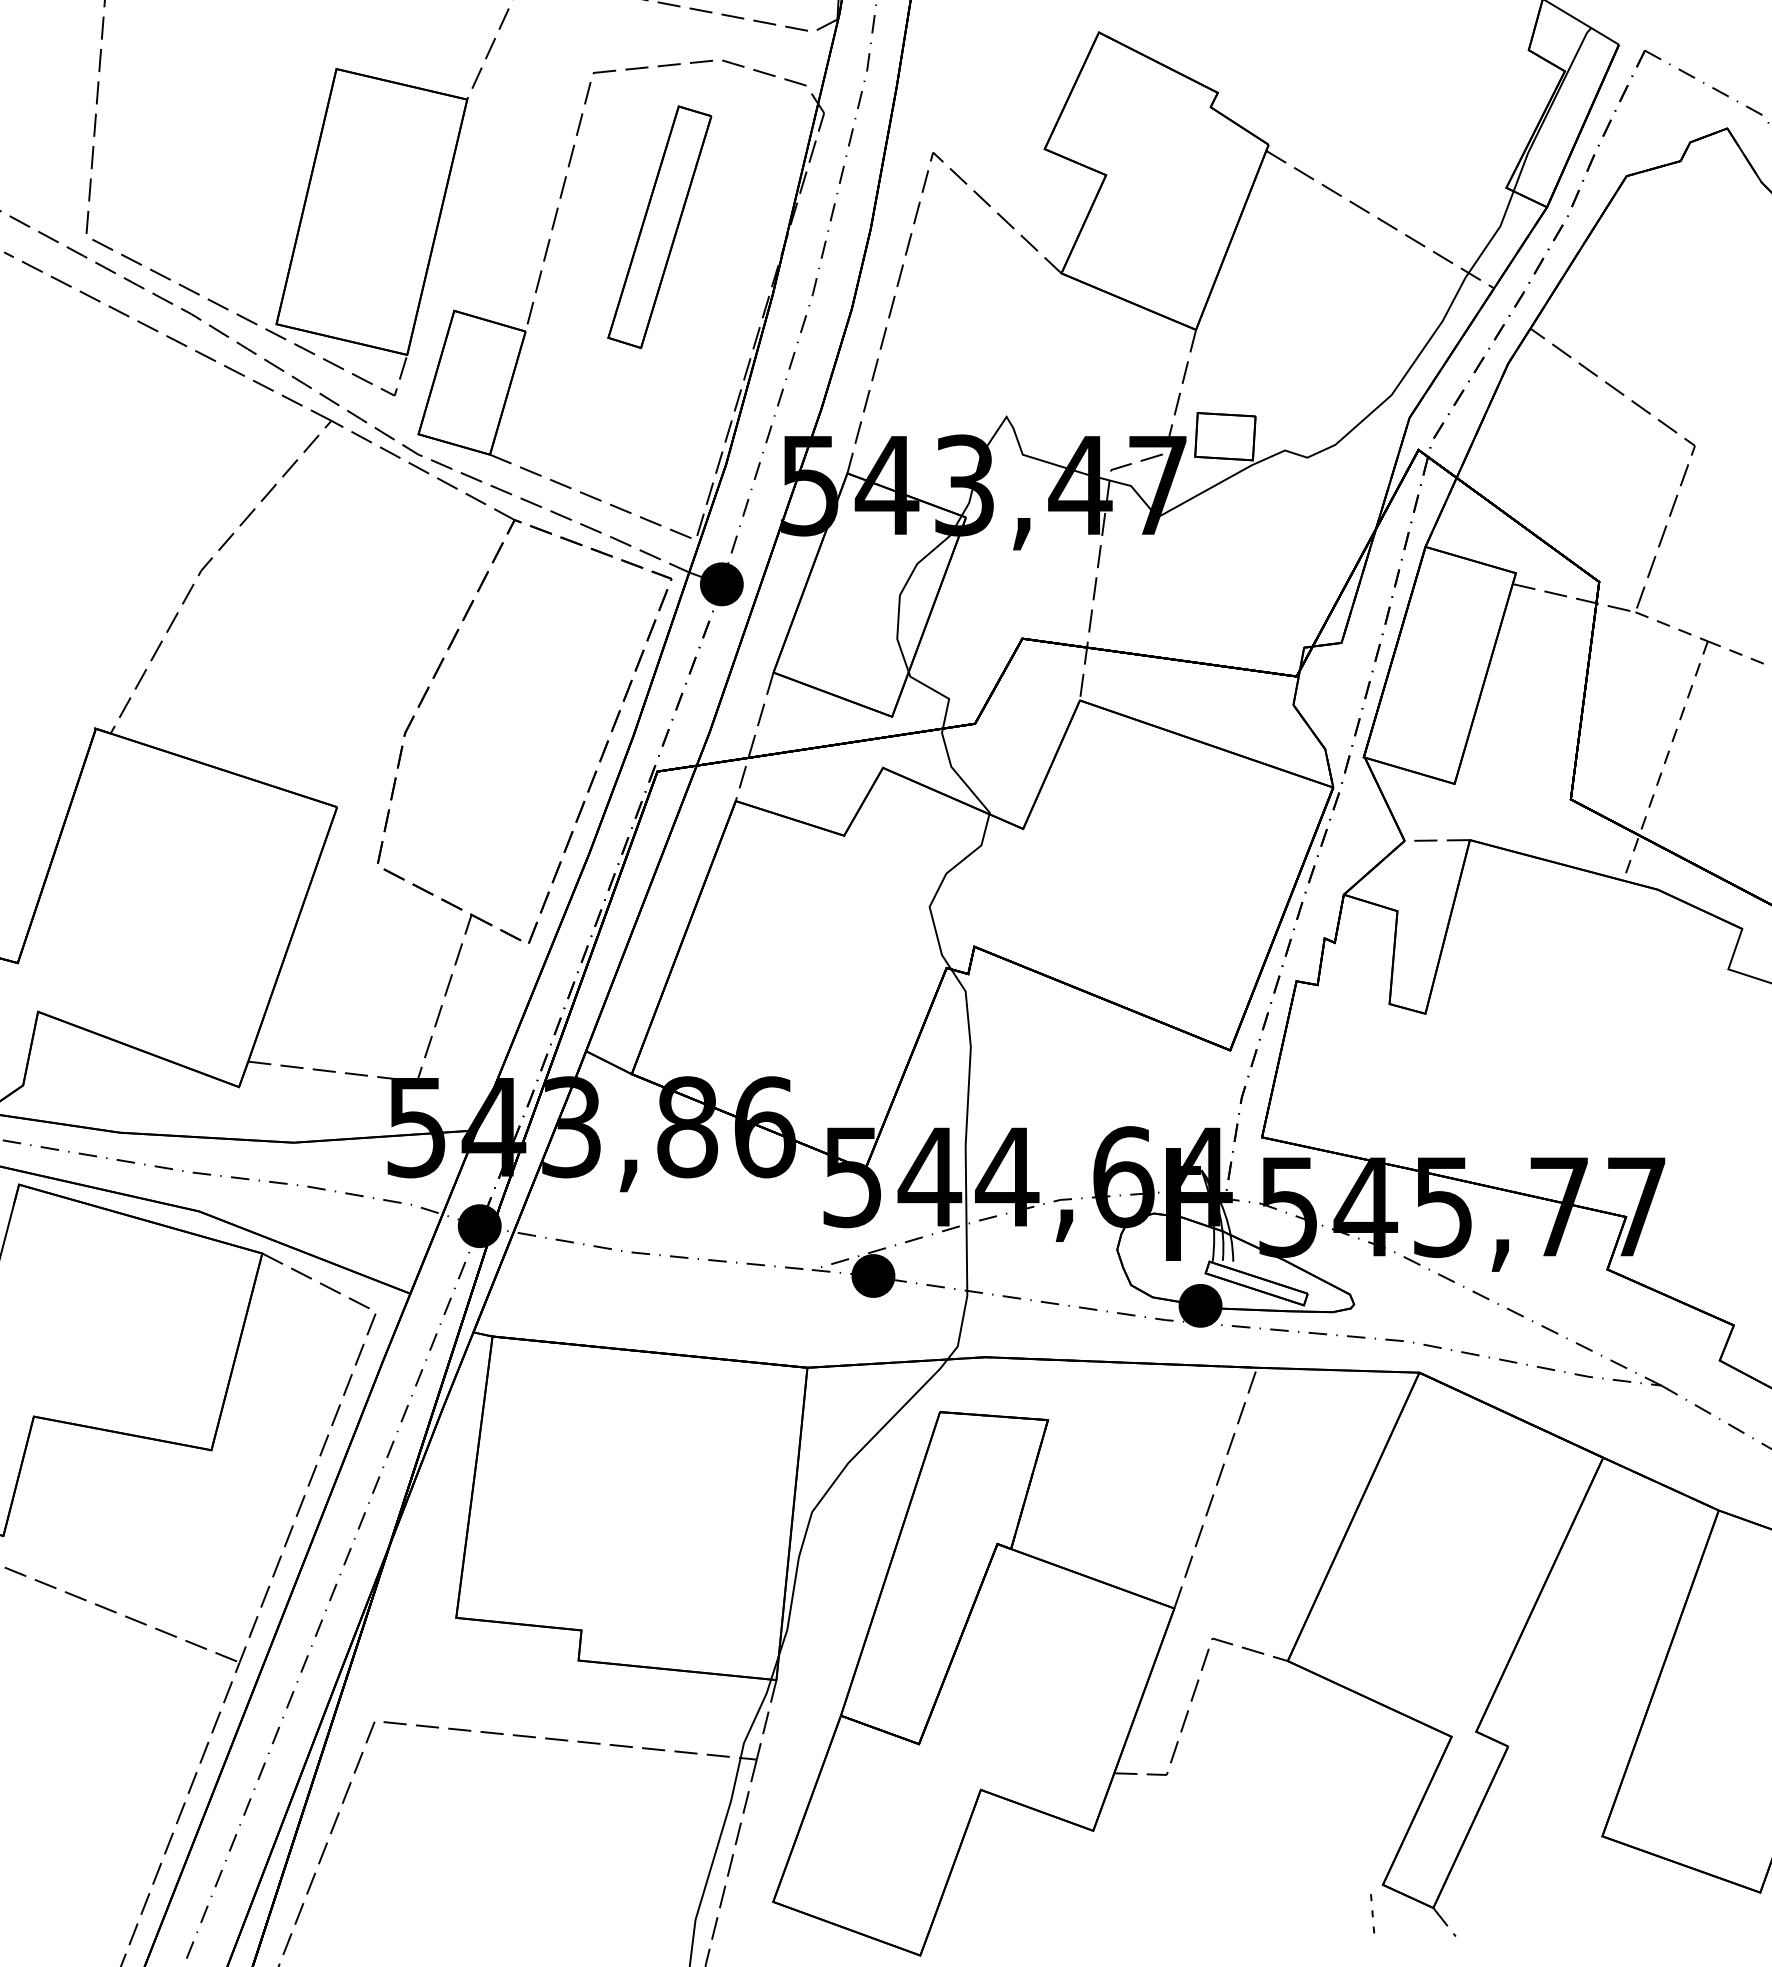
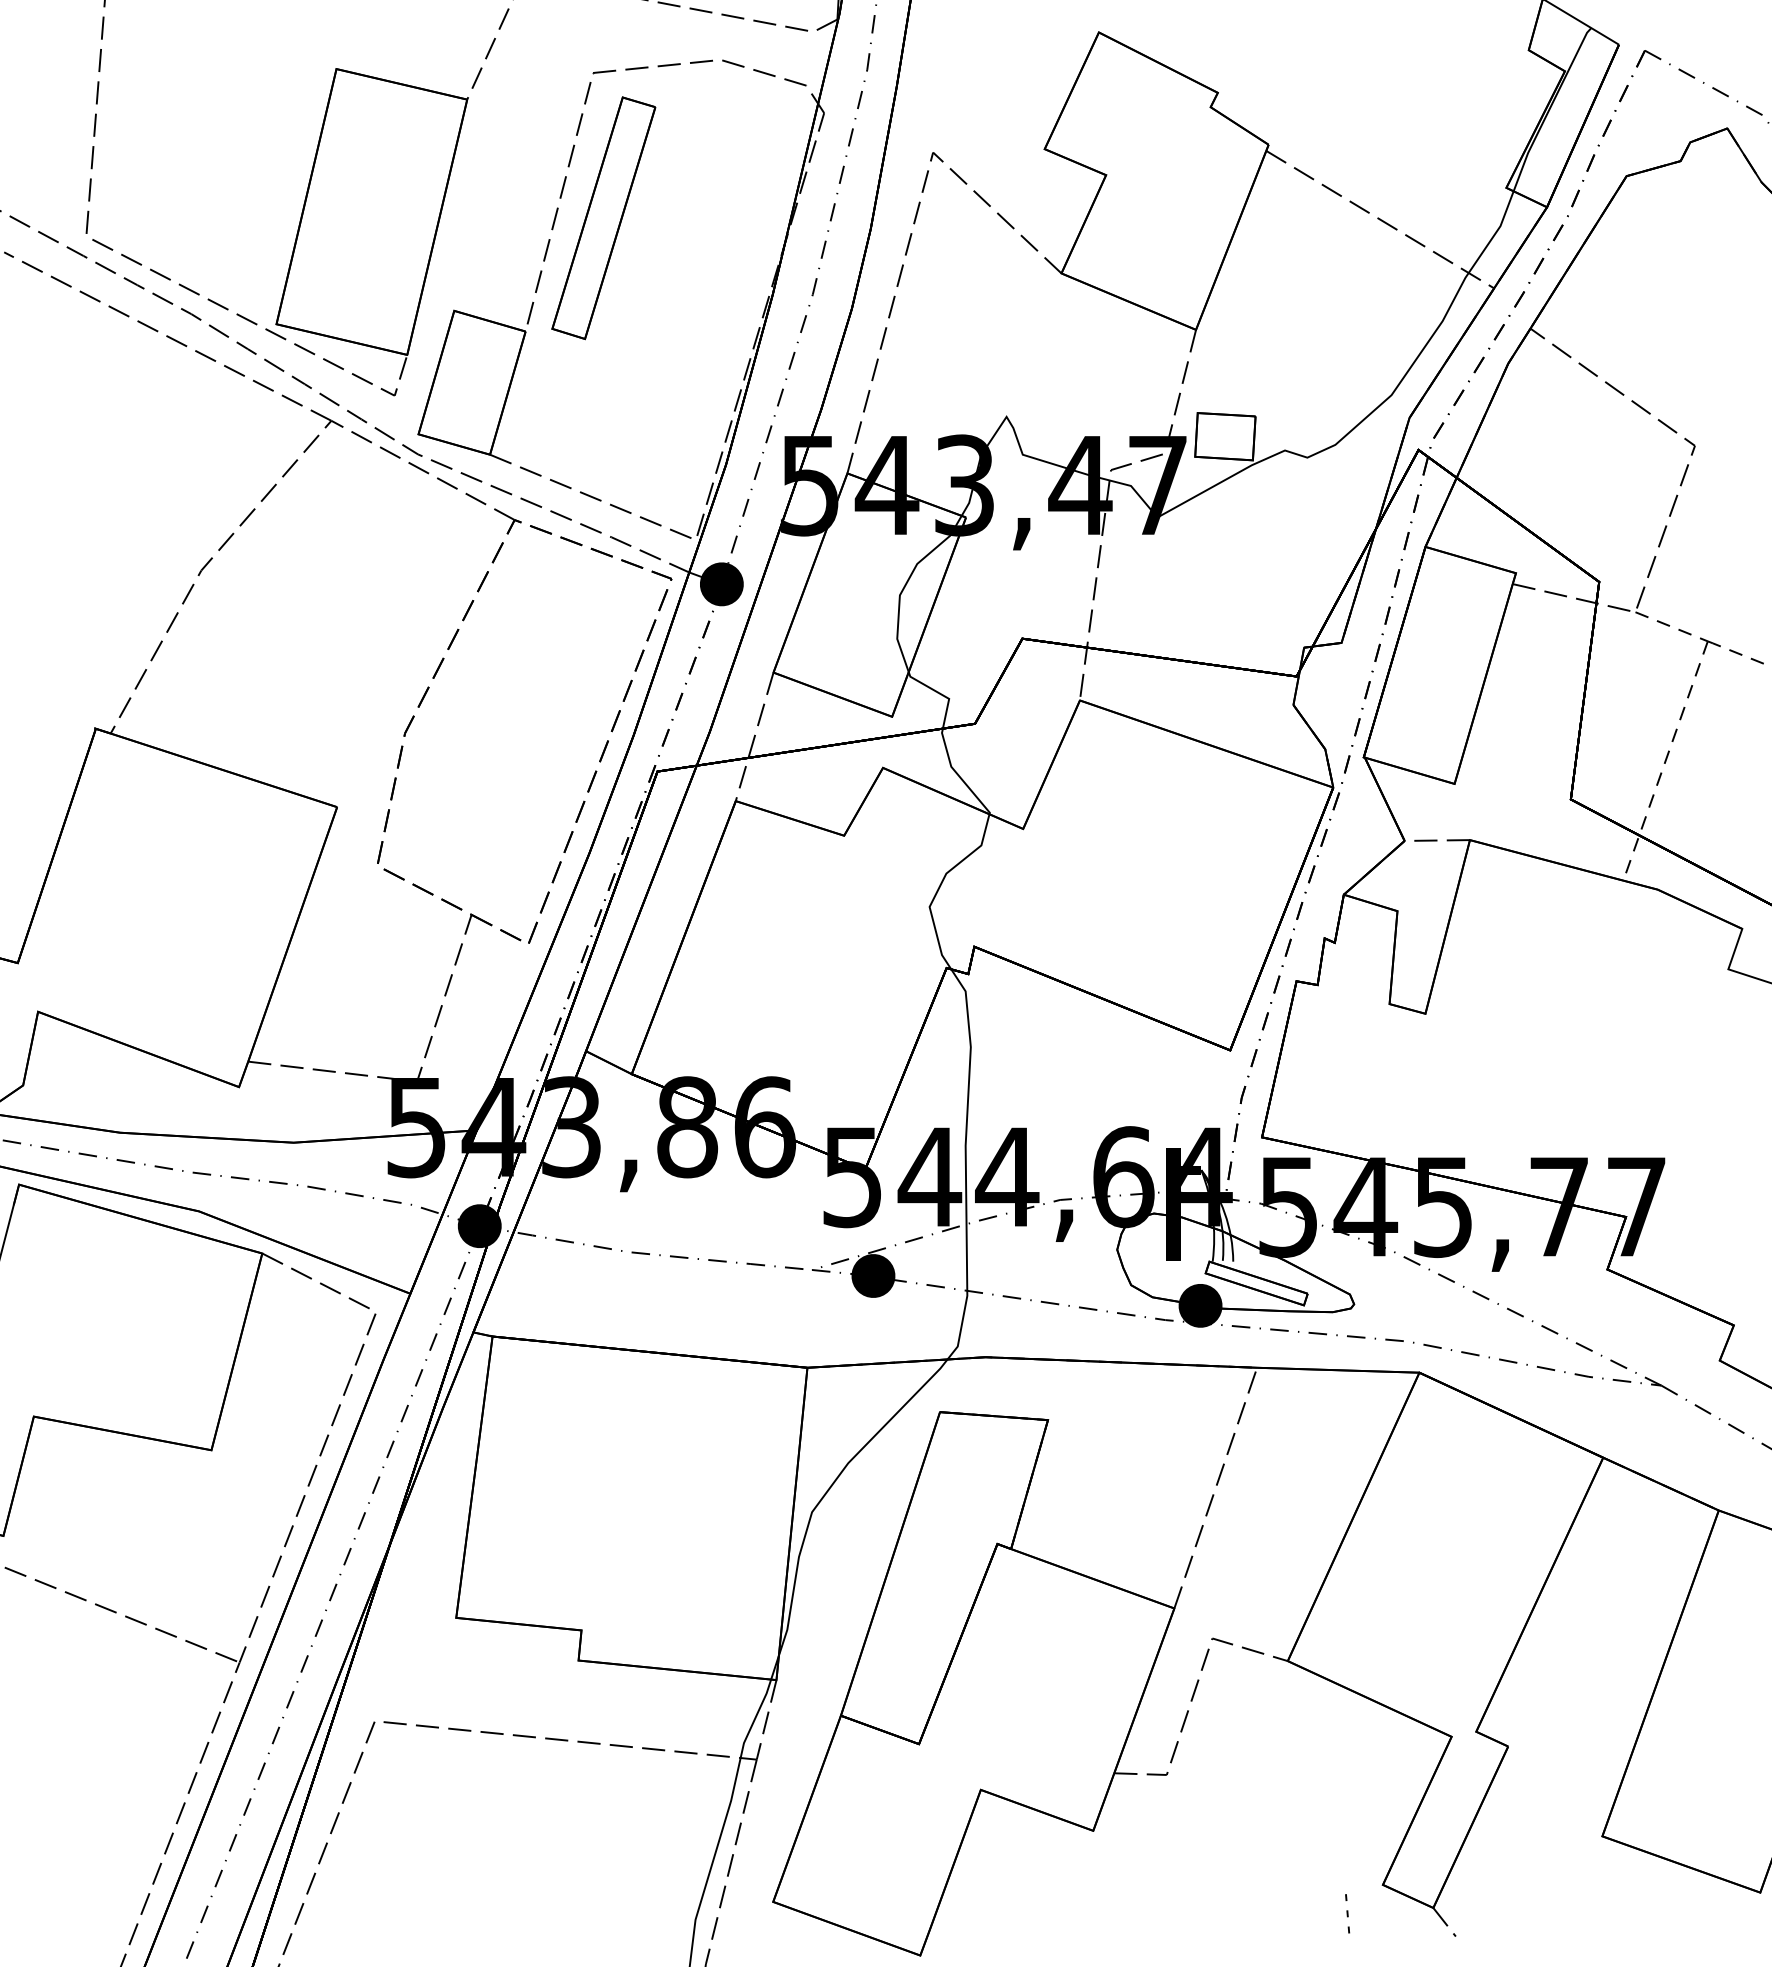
part position: (659, 227) -> (603, 218) (603, 218)
line position: (1372, 1913) -> (1347, 1913) (1347, 1913)
